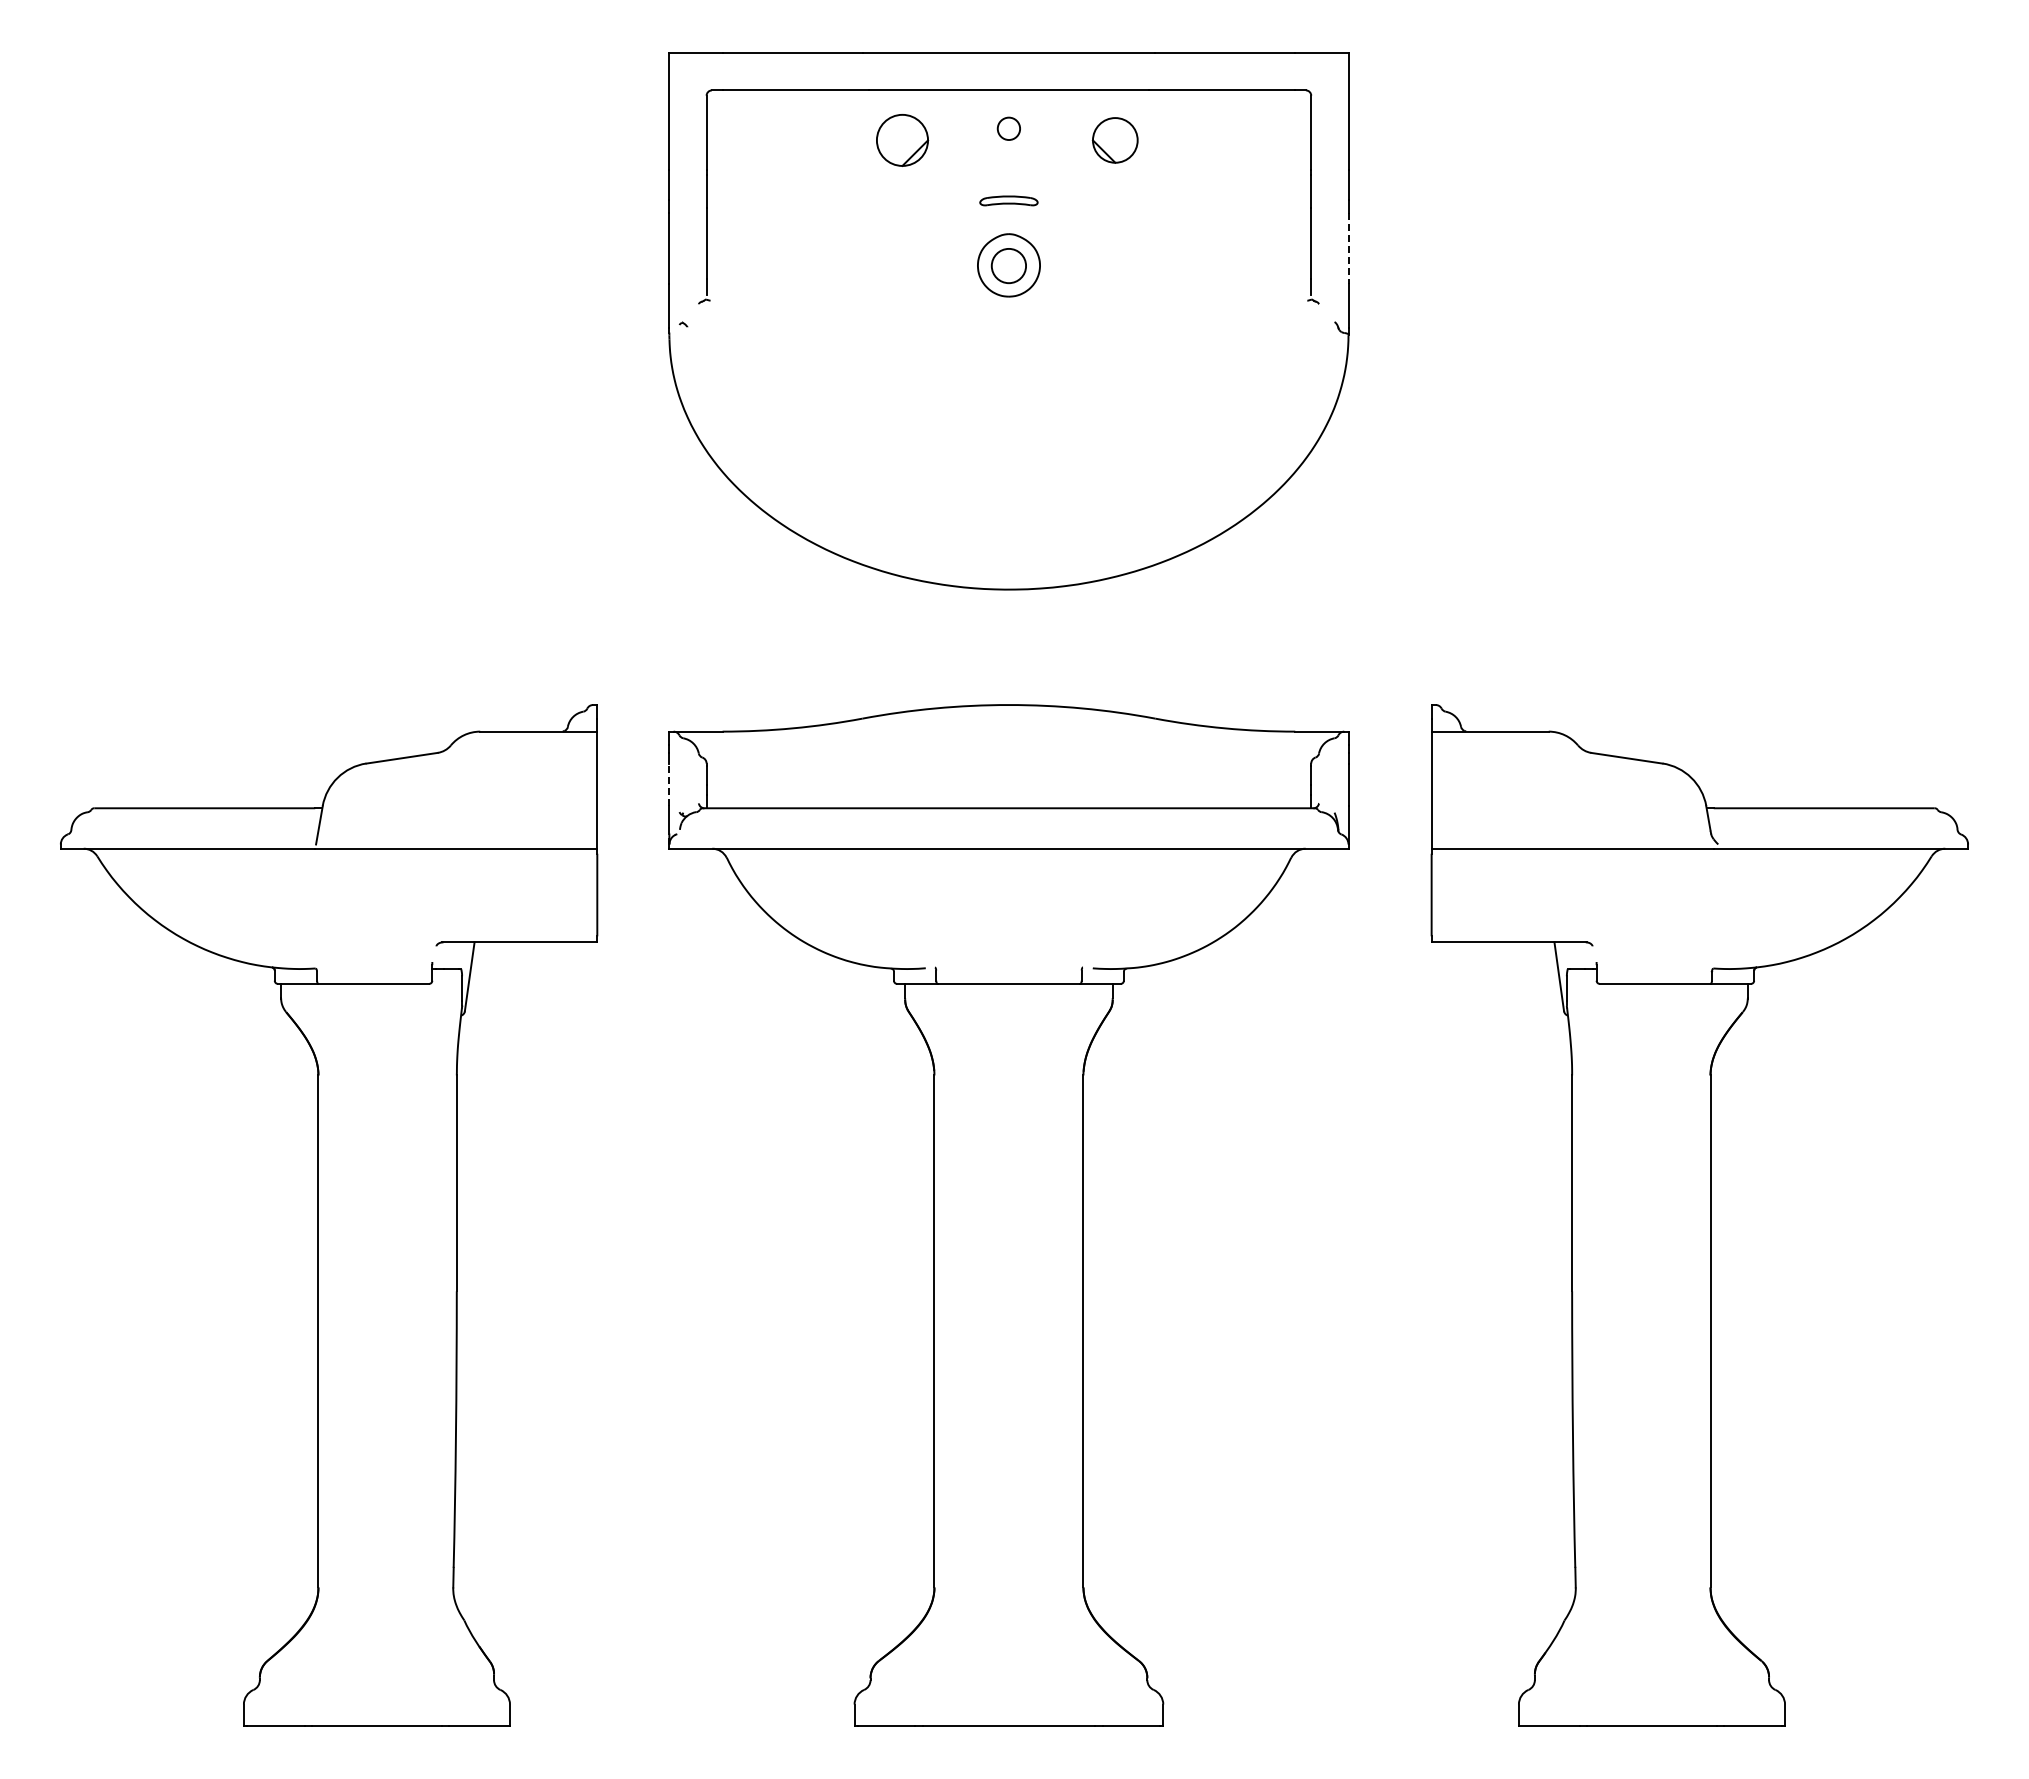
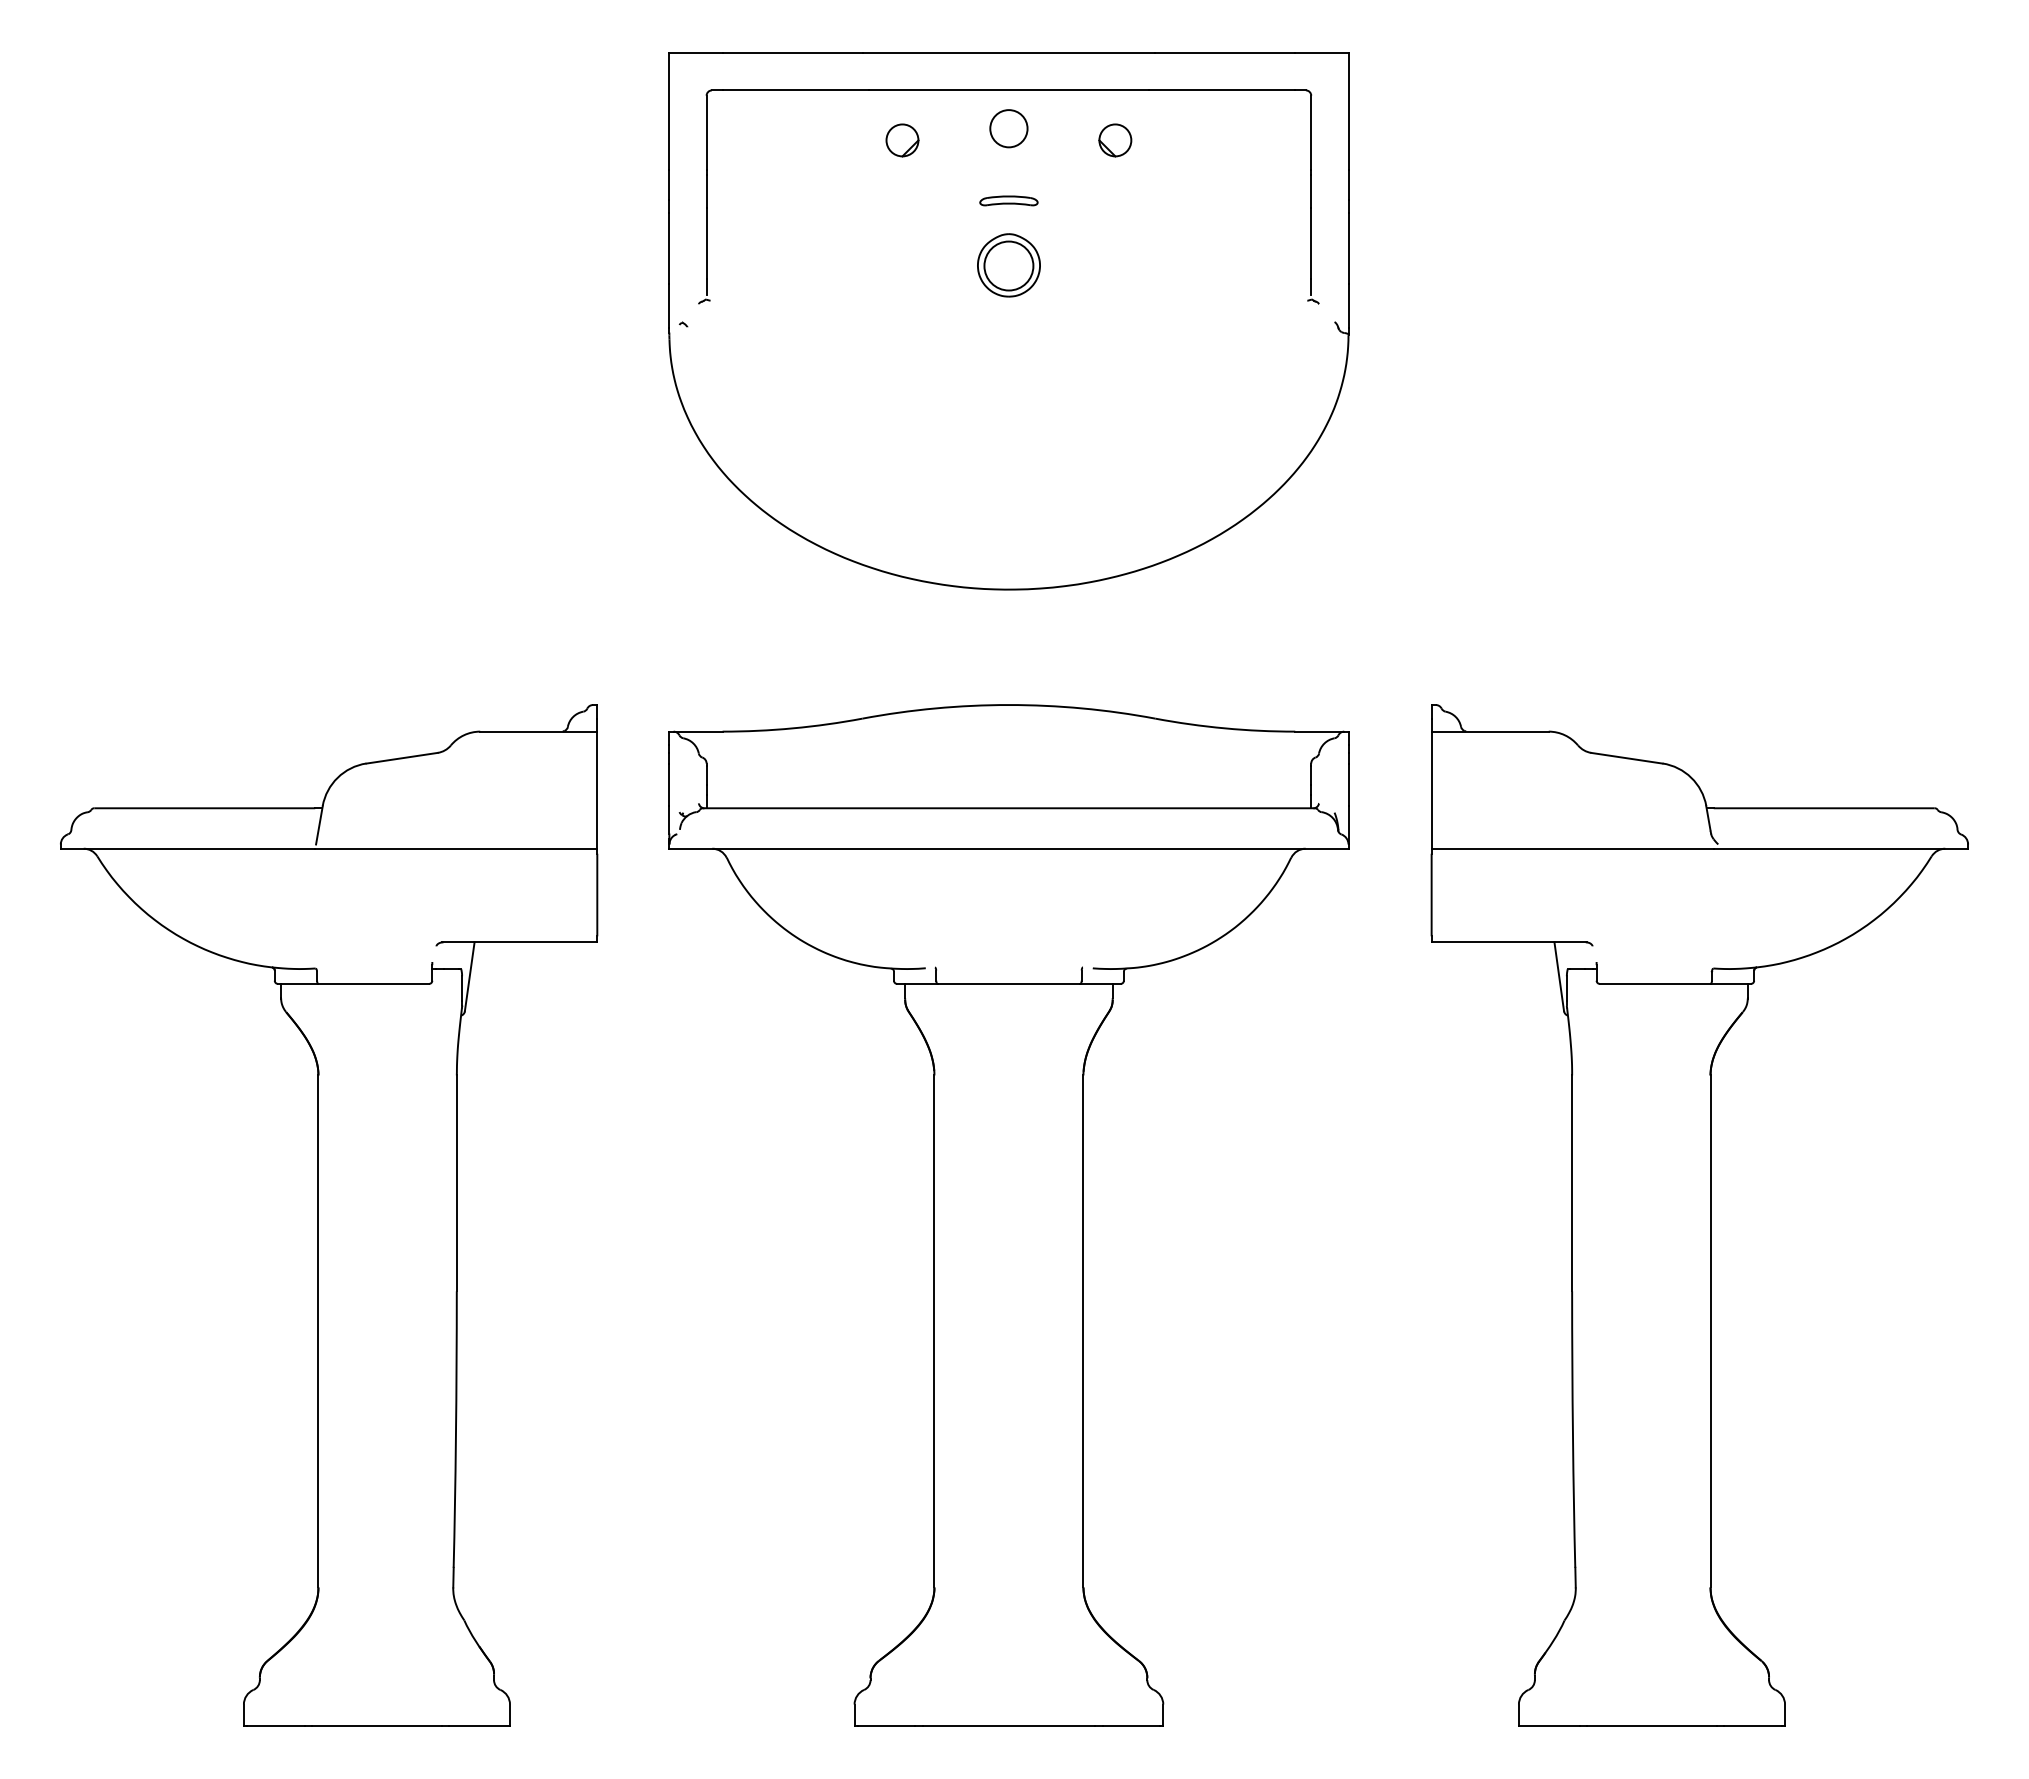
circle size: 25x25 px -> 40x40 px (1008, 128)
part size: 54x53 px -> 35x35 px (902, 140)
part size: 48x47 px -> 35x35 px (1115, 140)
line: dashed -> solid (1348, 248)
circle diameter: 34 px -> 49 px (1008, 265)
line: dashed -> solid (669, 784)
